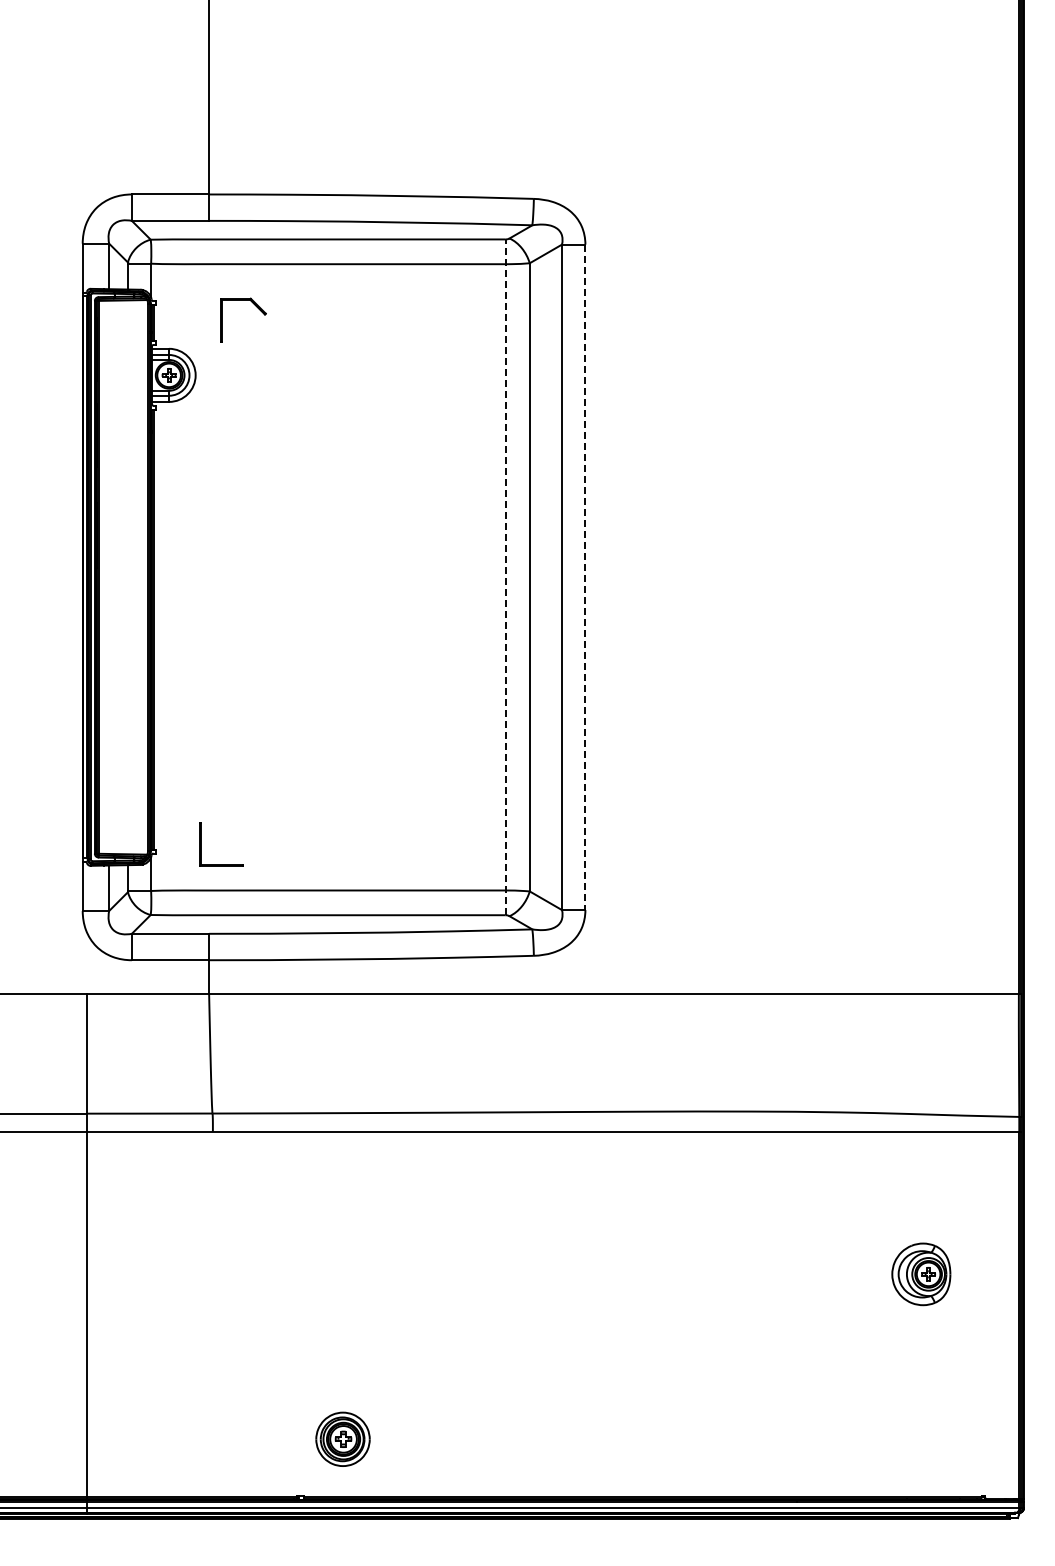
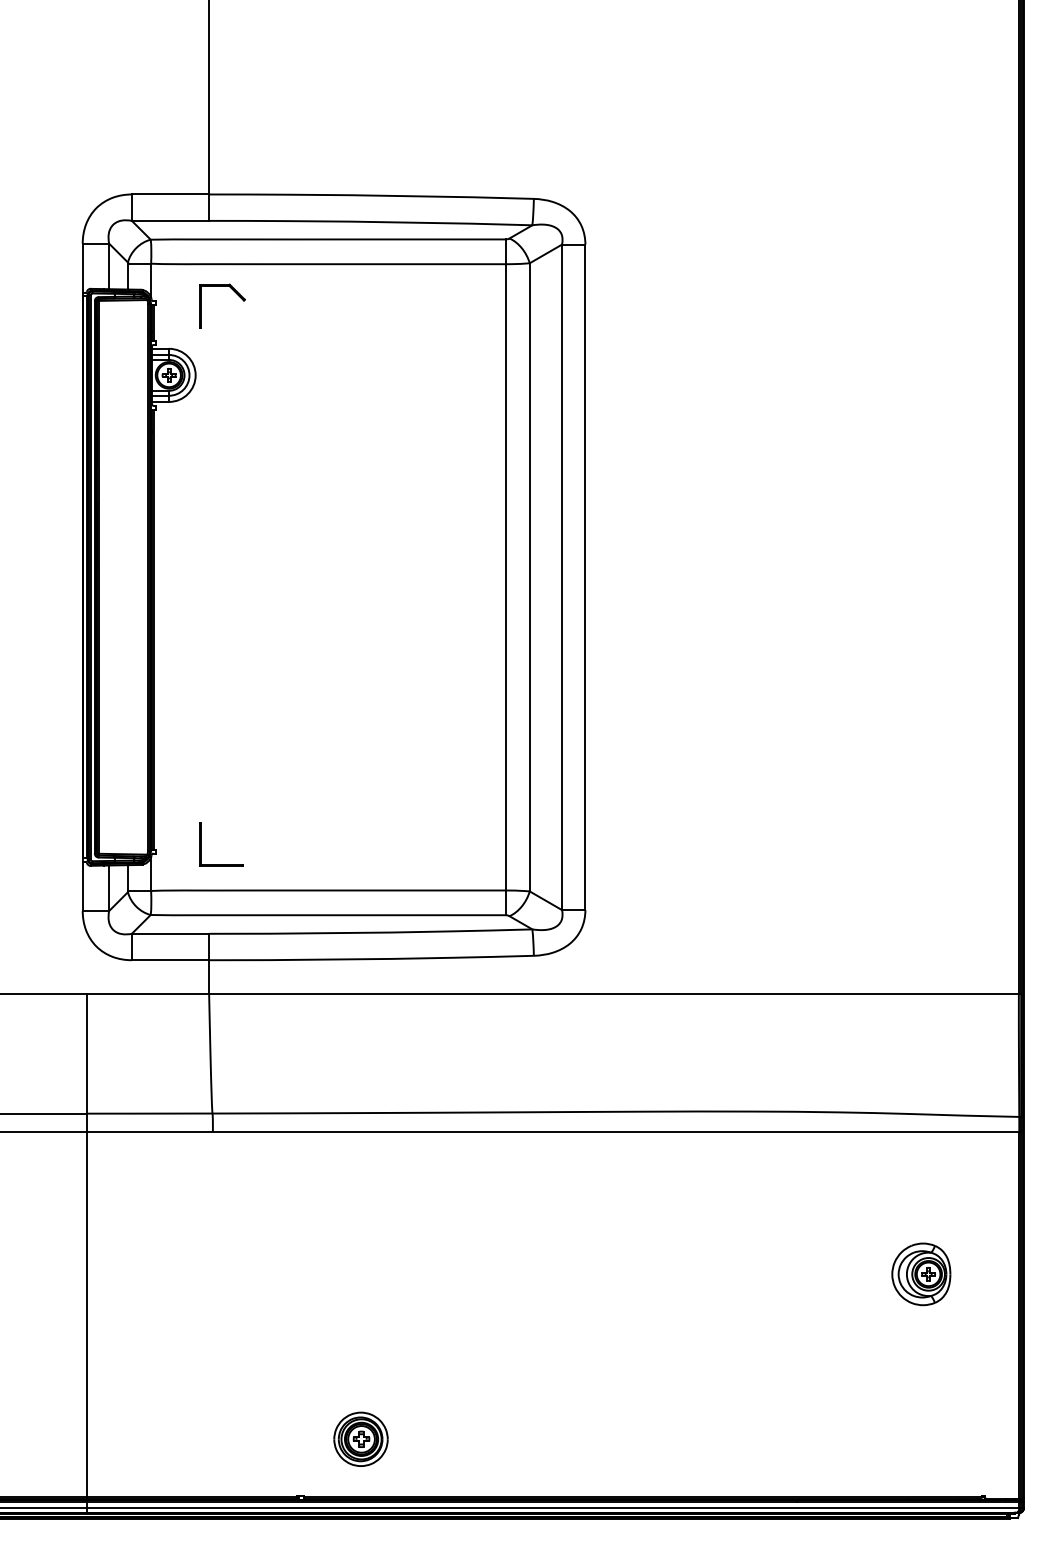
part position: (255, 306) -> (234, 292) (234, 292)
line: dashed -> solid (505, 577)
line: dashed -> solid (585, 577)
part position: (342, 1438) -> (360, 1438) (360, 1438)
